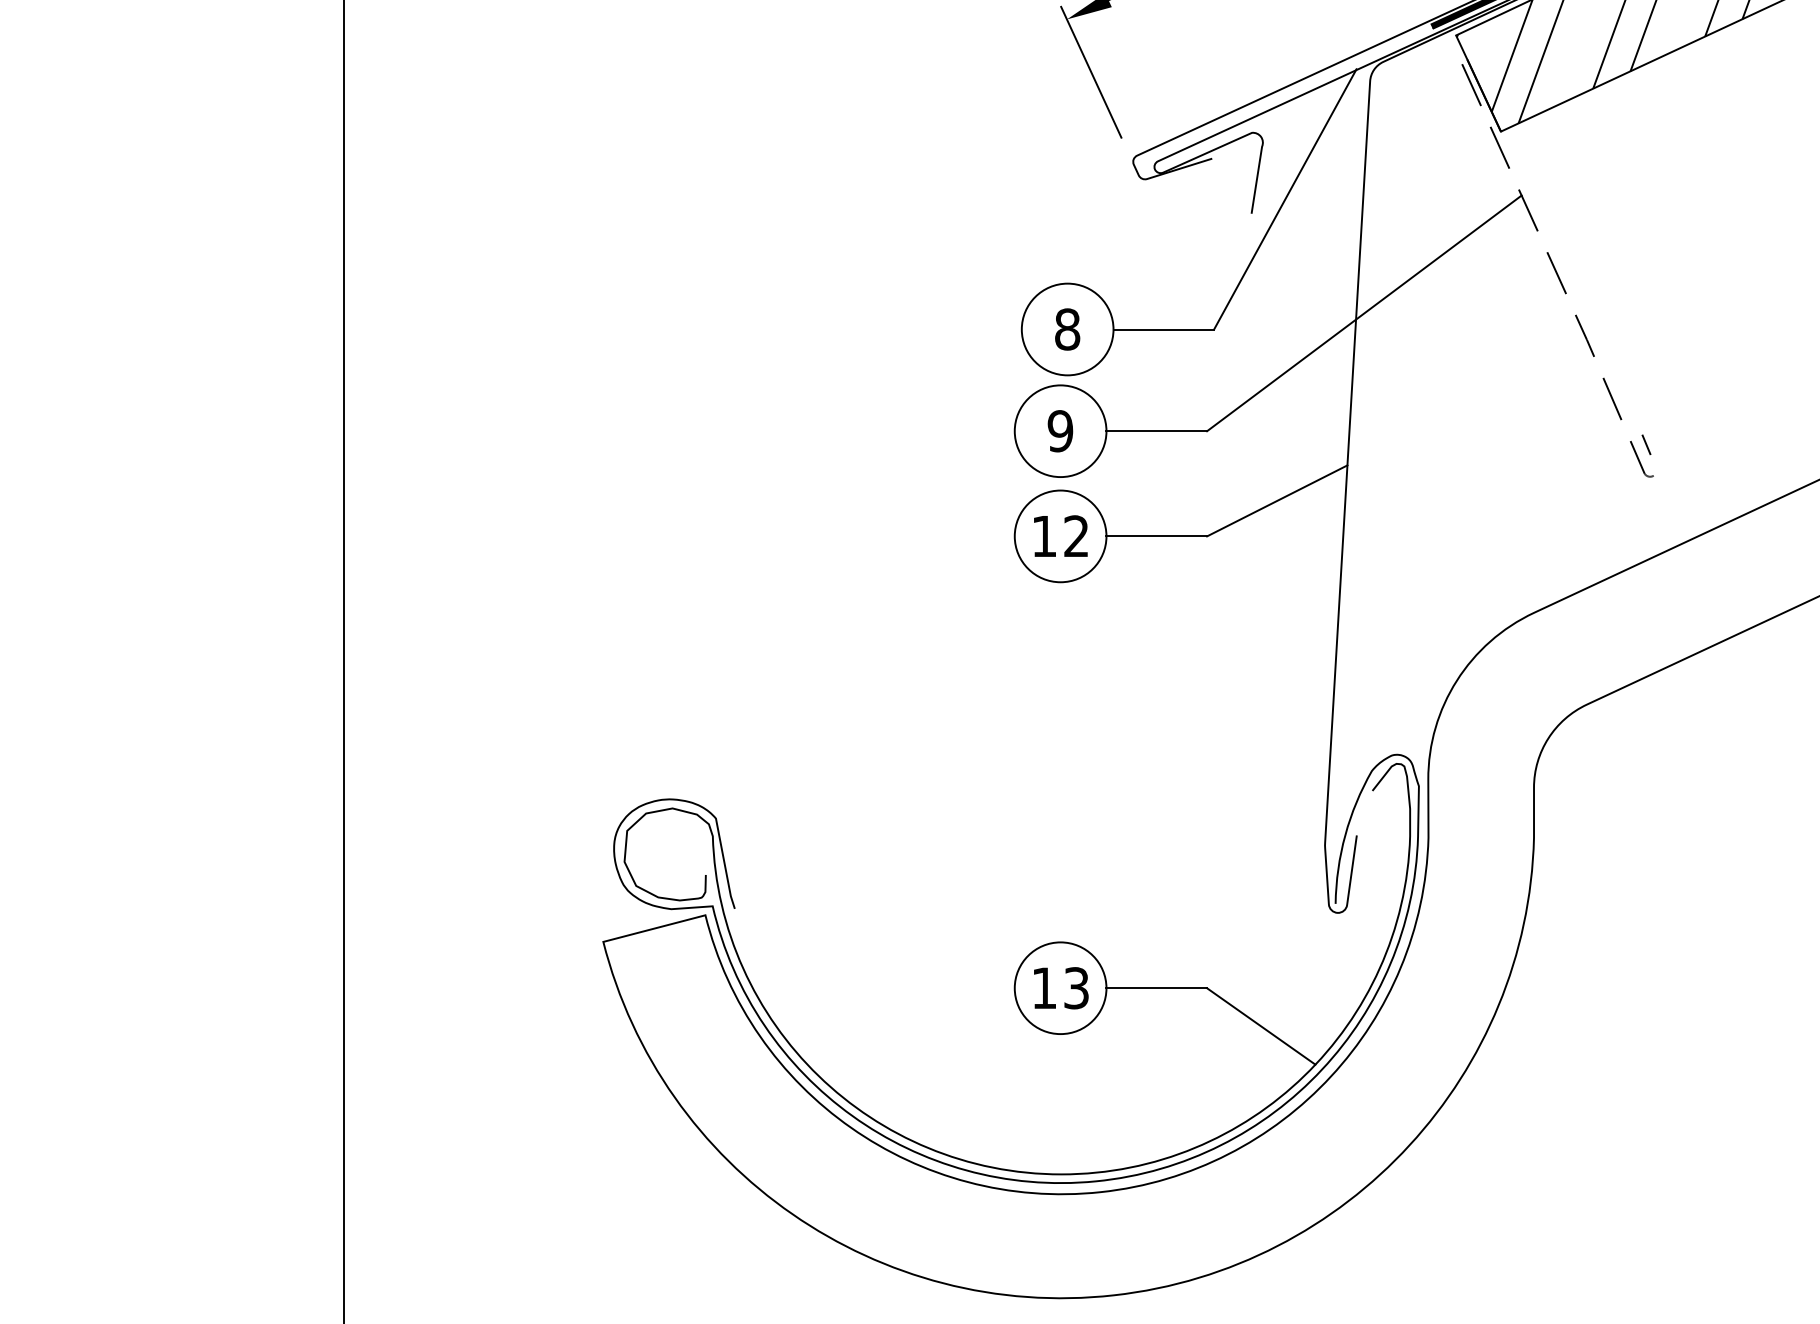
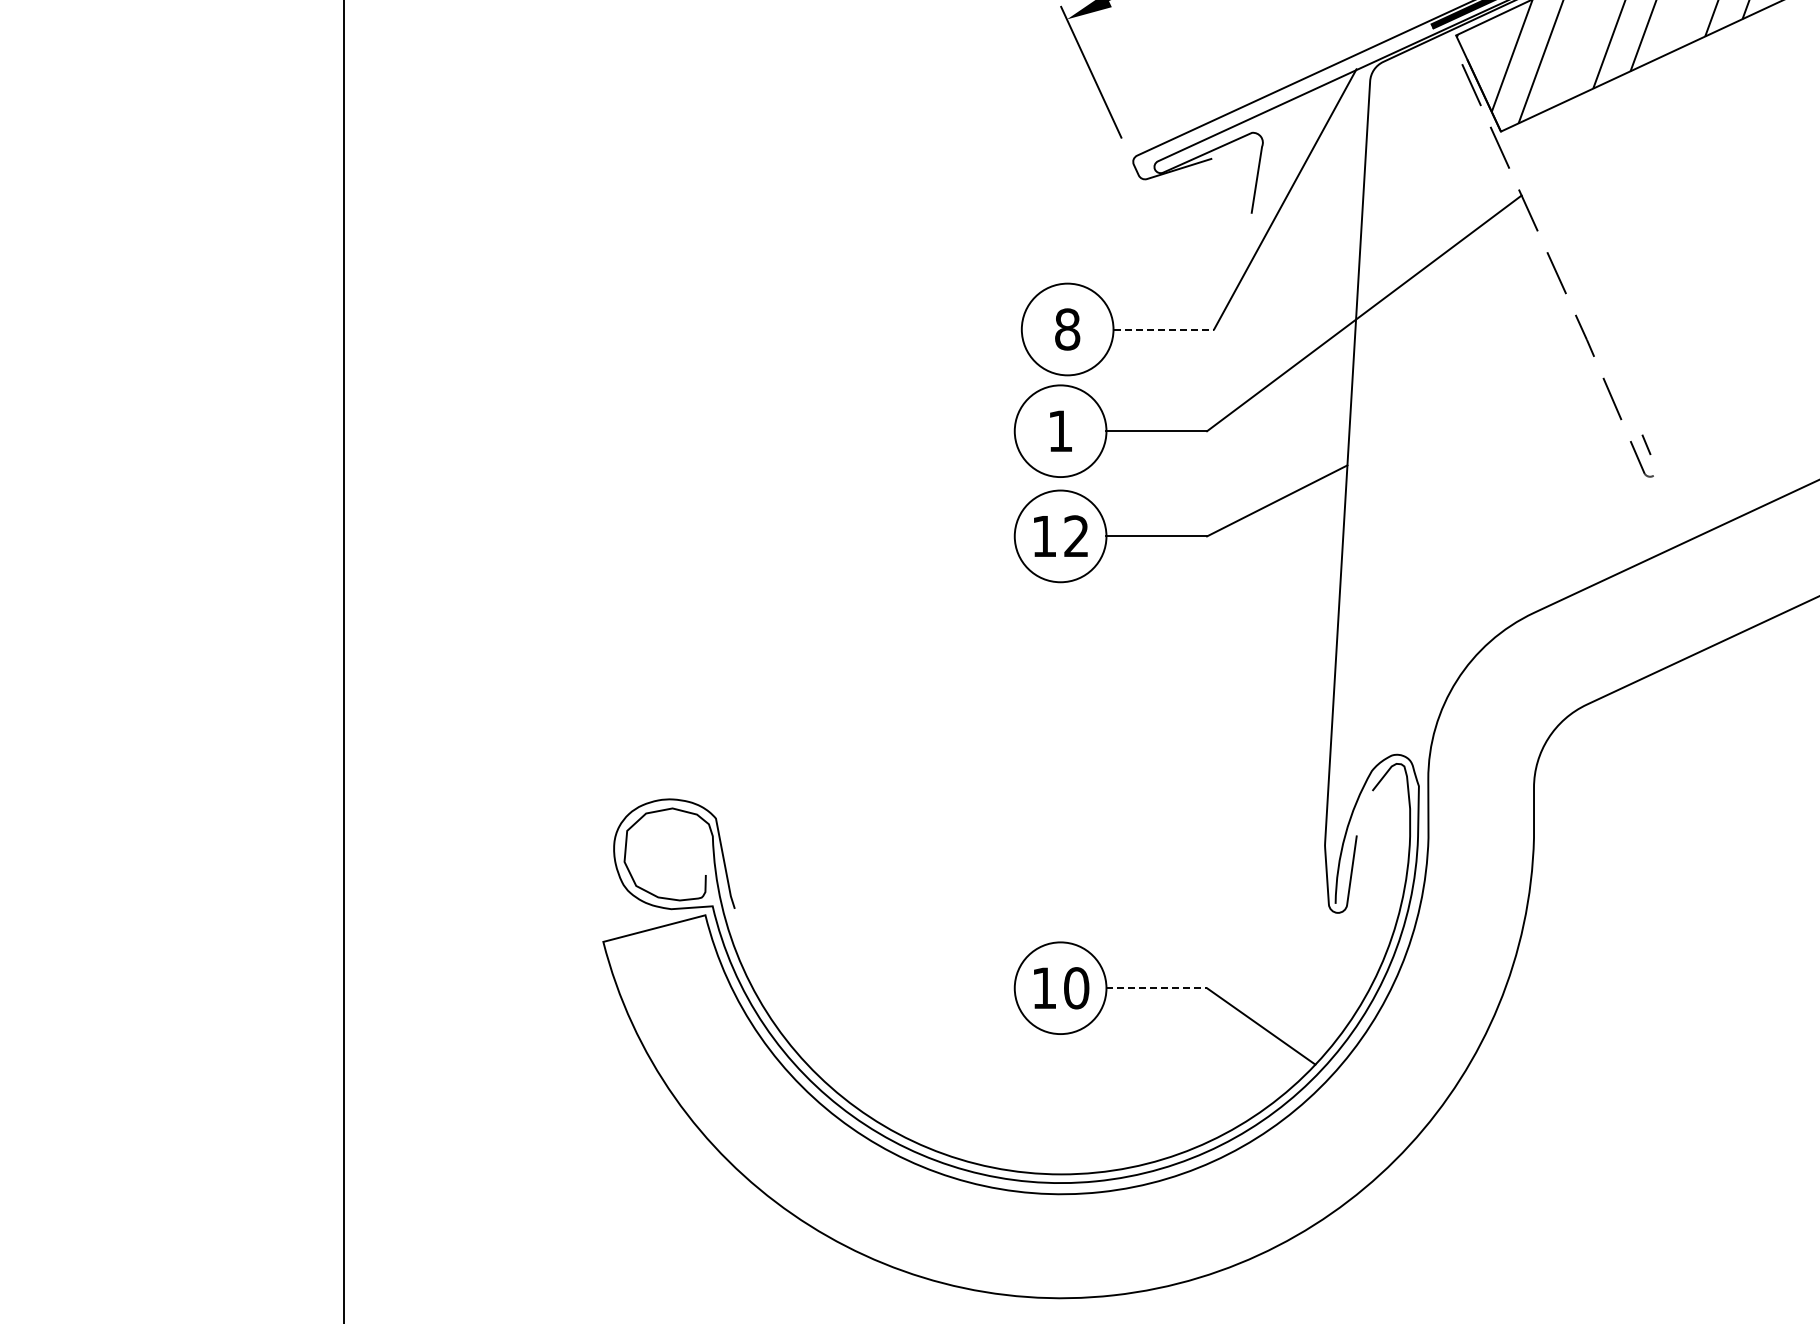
line: solid -> dashed (1164, 329)
text: 9 -> 1 (1060, 431)
text: 13 -> 10 (1076, 988)
line: solid -> dashed (1157, 988)
